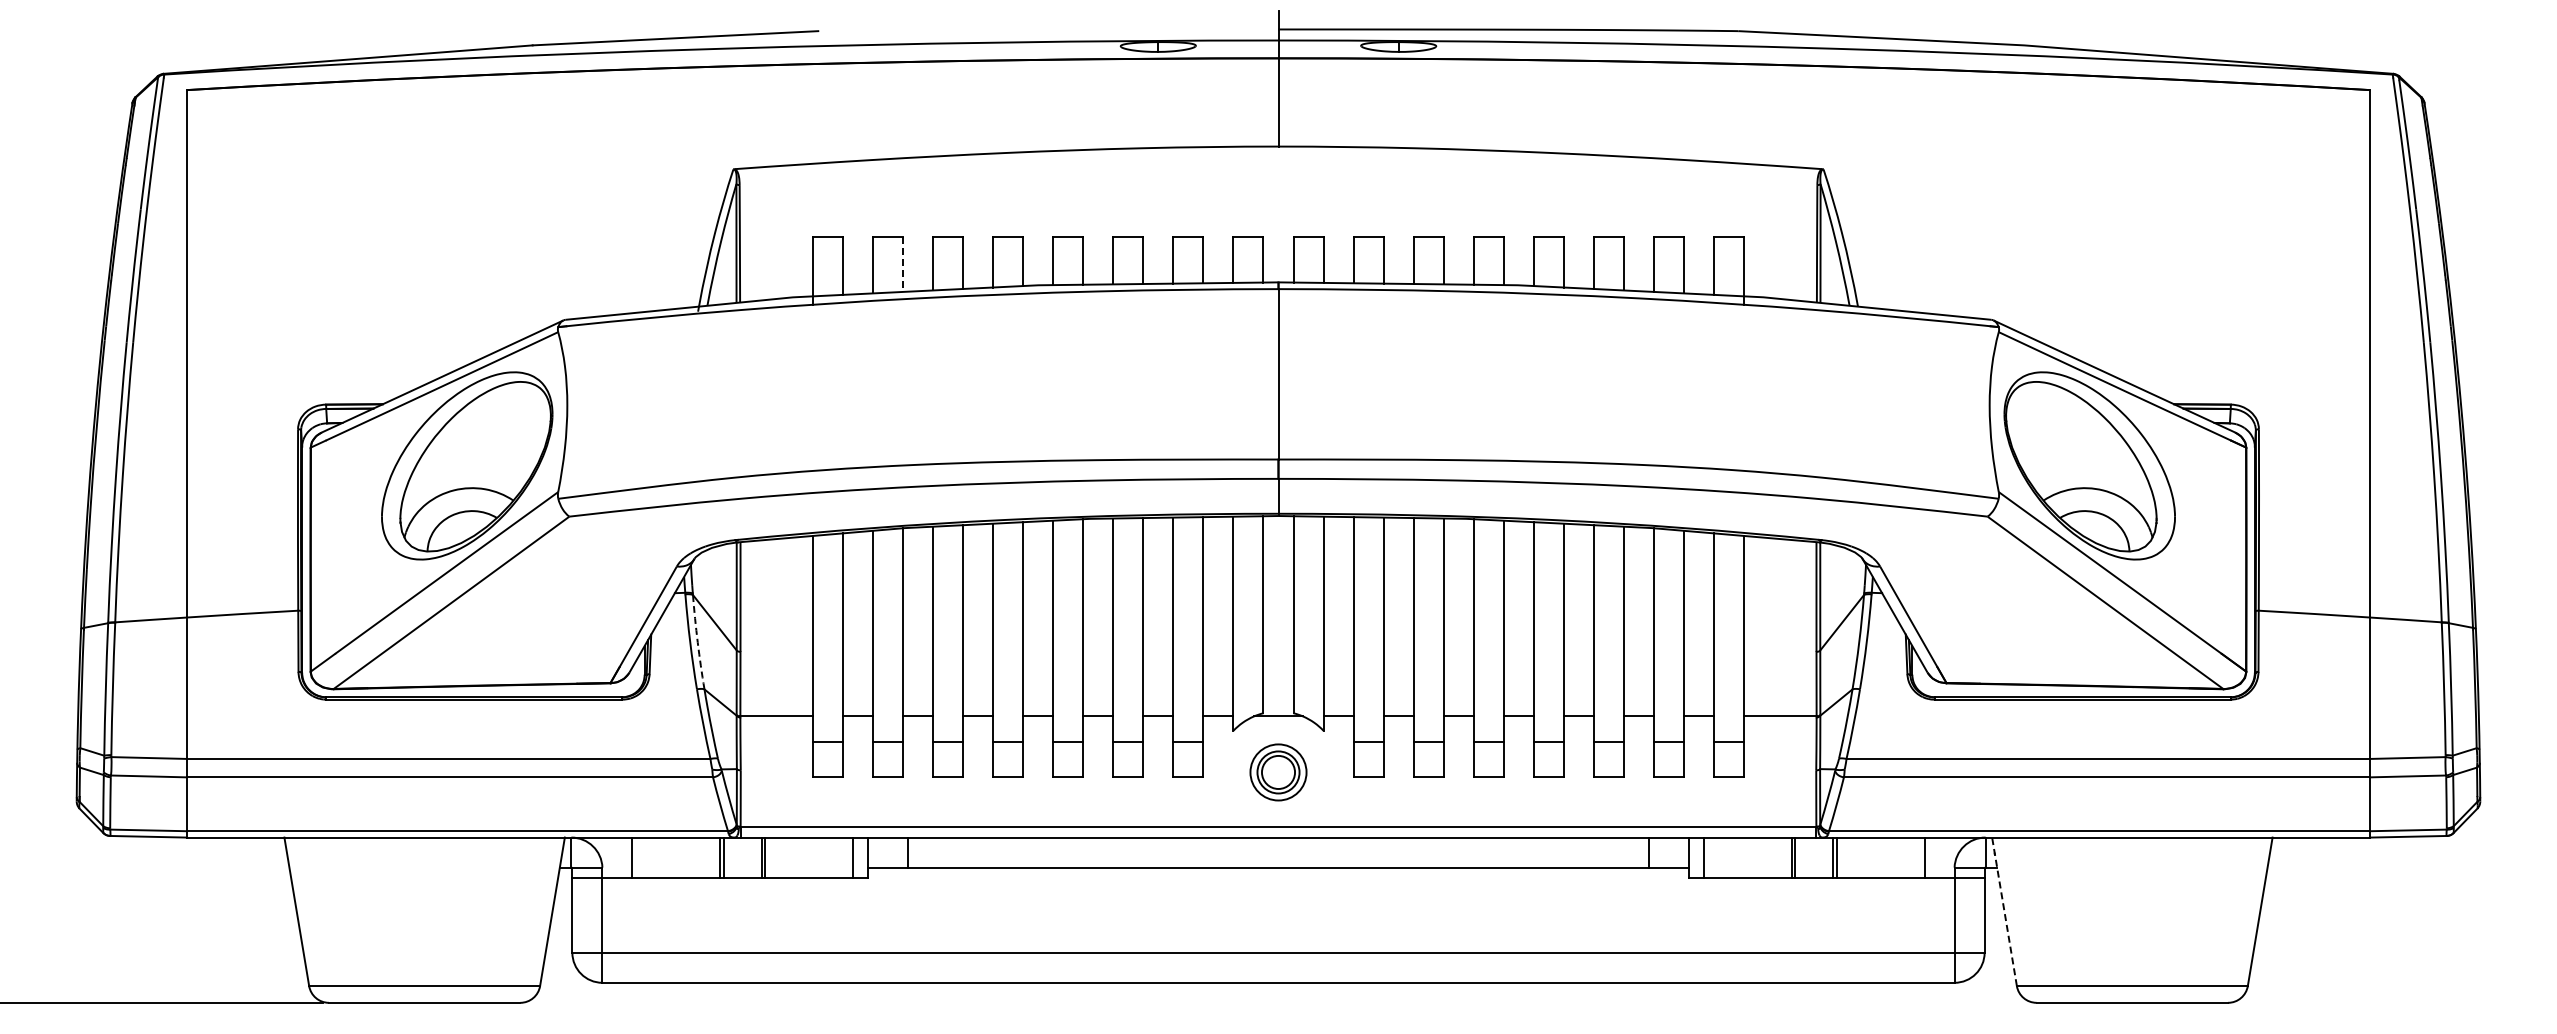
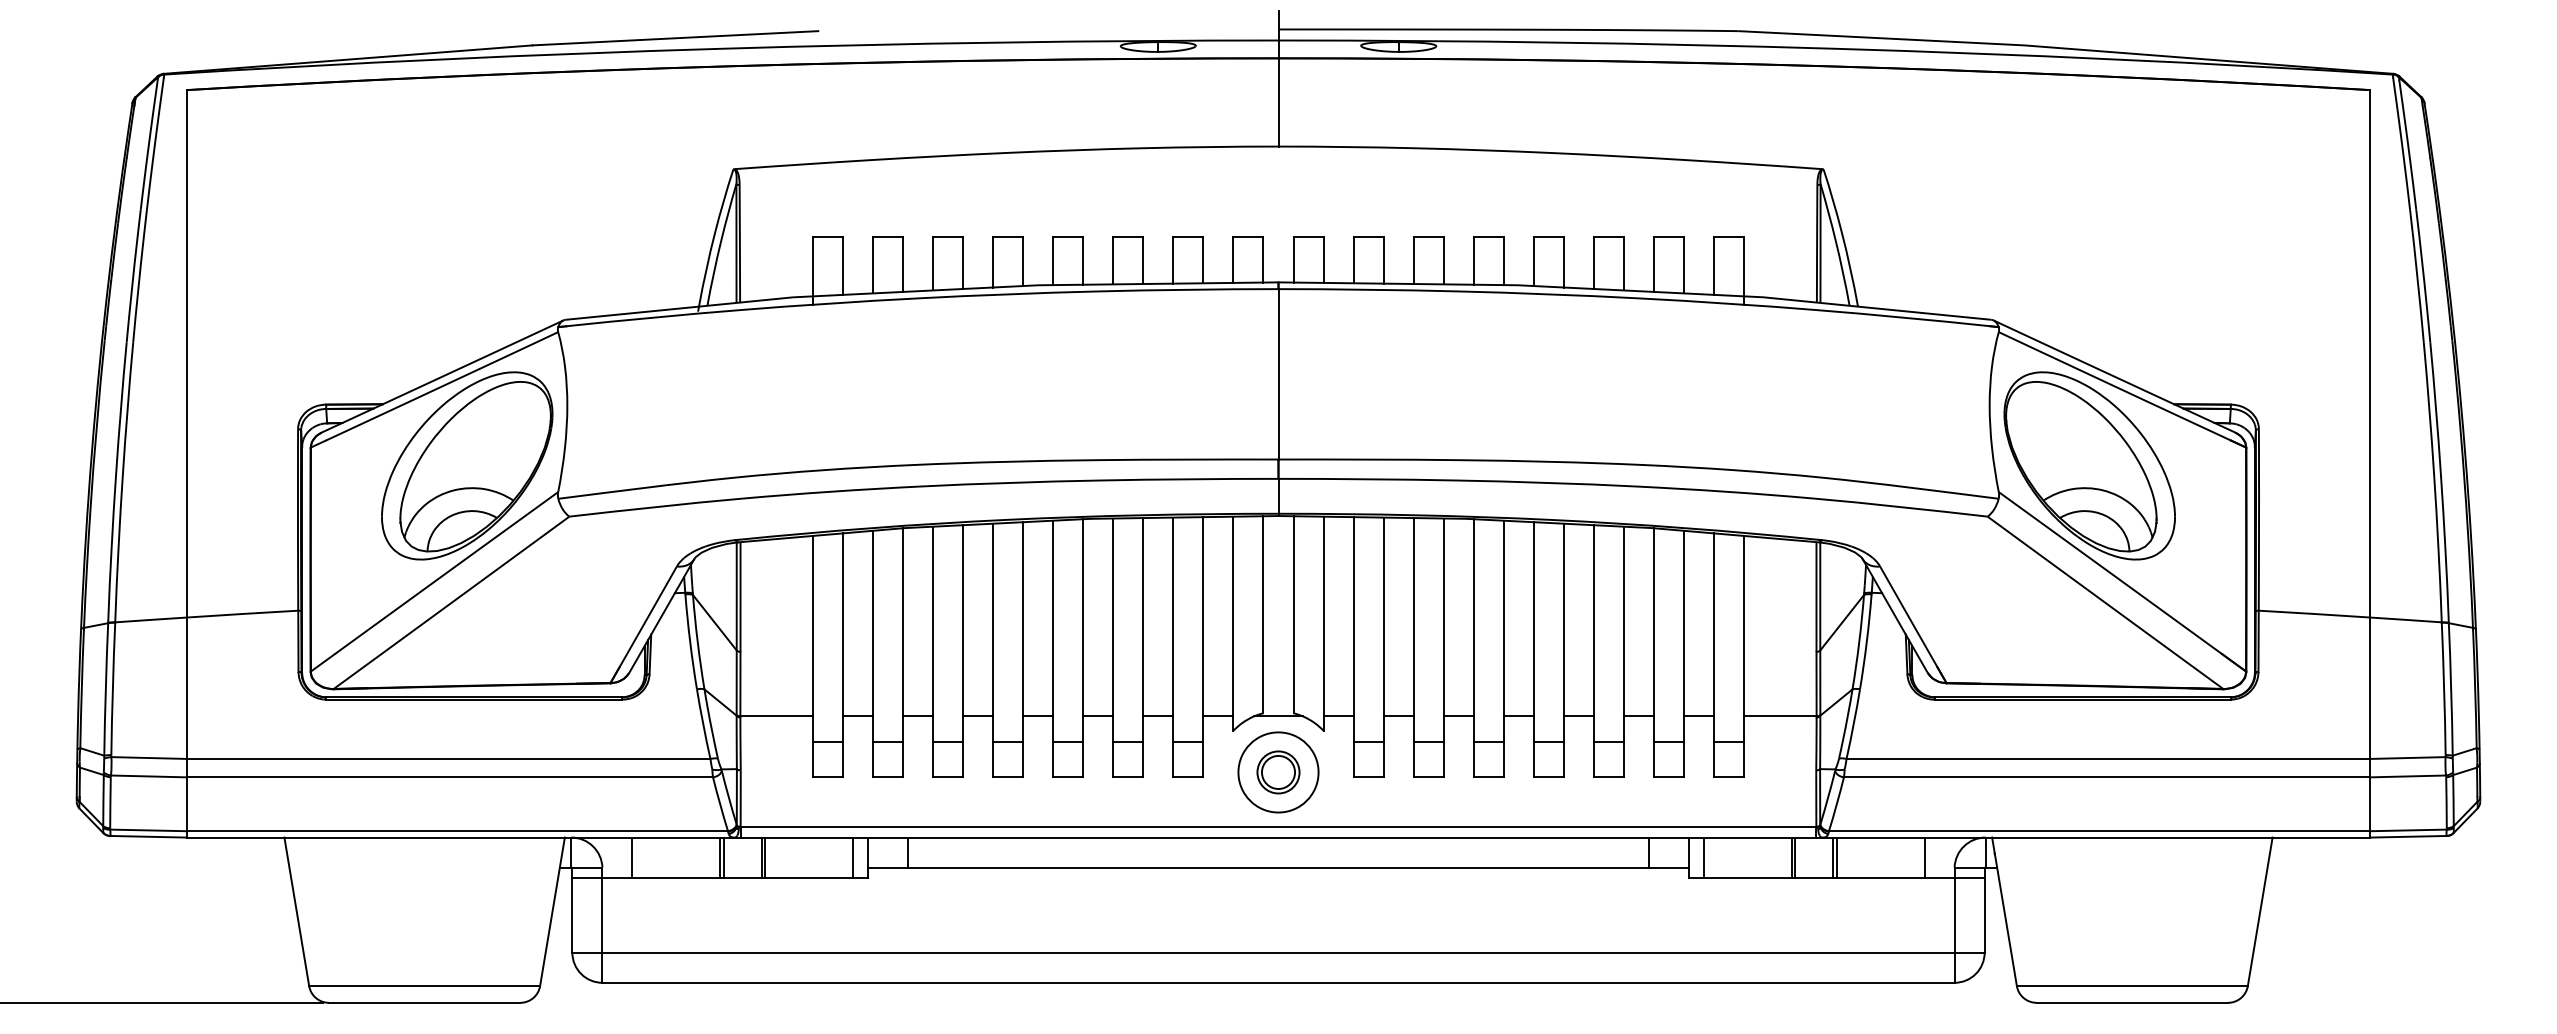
line: dashed -> solid (902, 264)
arc: dashed -> solid (697, 642)
circle diameter: 56 px -> 80 px (1278, 772)
line: dashed -> solid (2004, 911)
